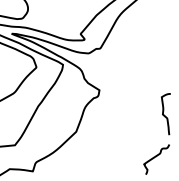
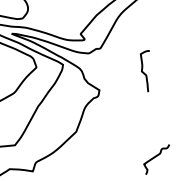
curve position: (164, 114) -> (143, 71) (143, 71)
